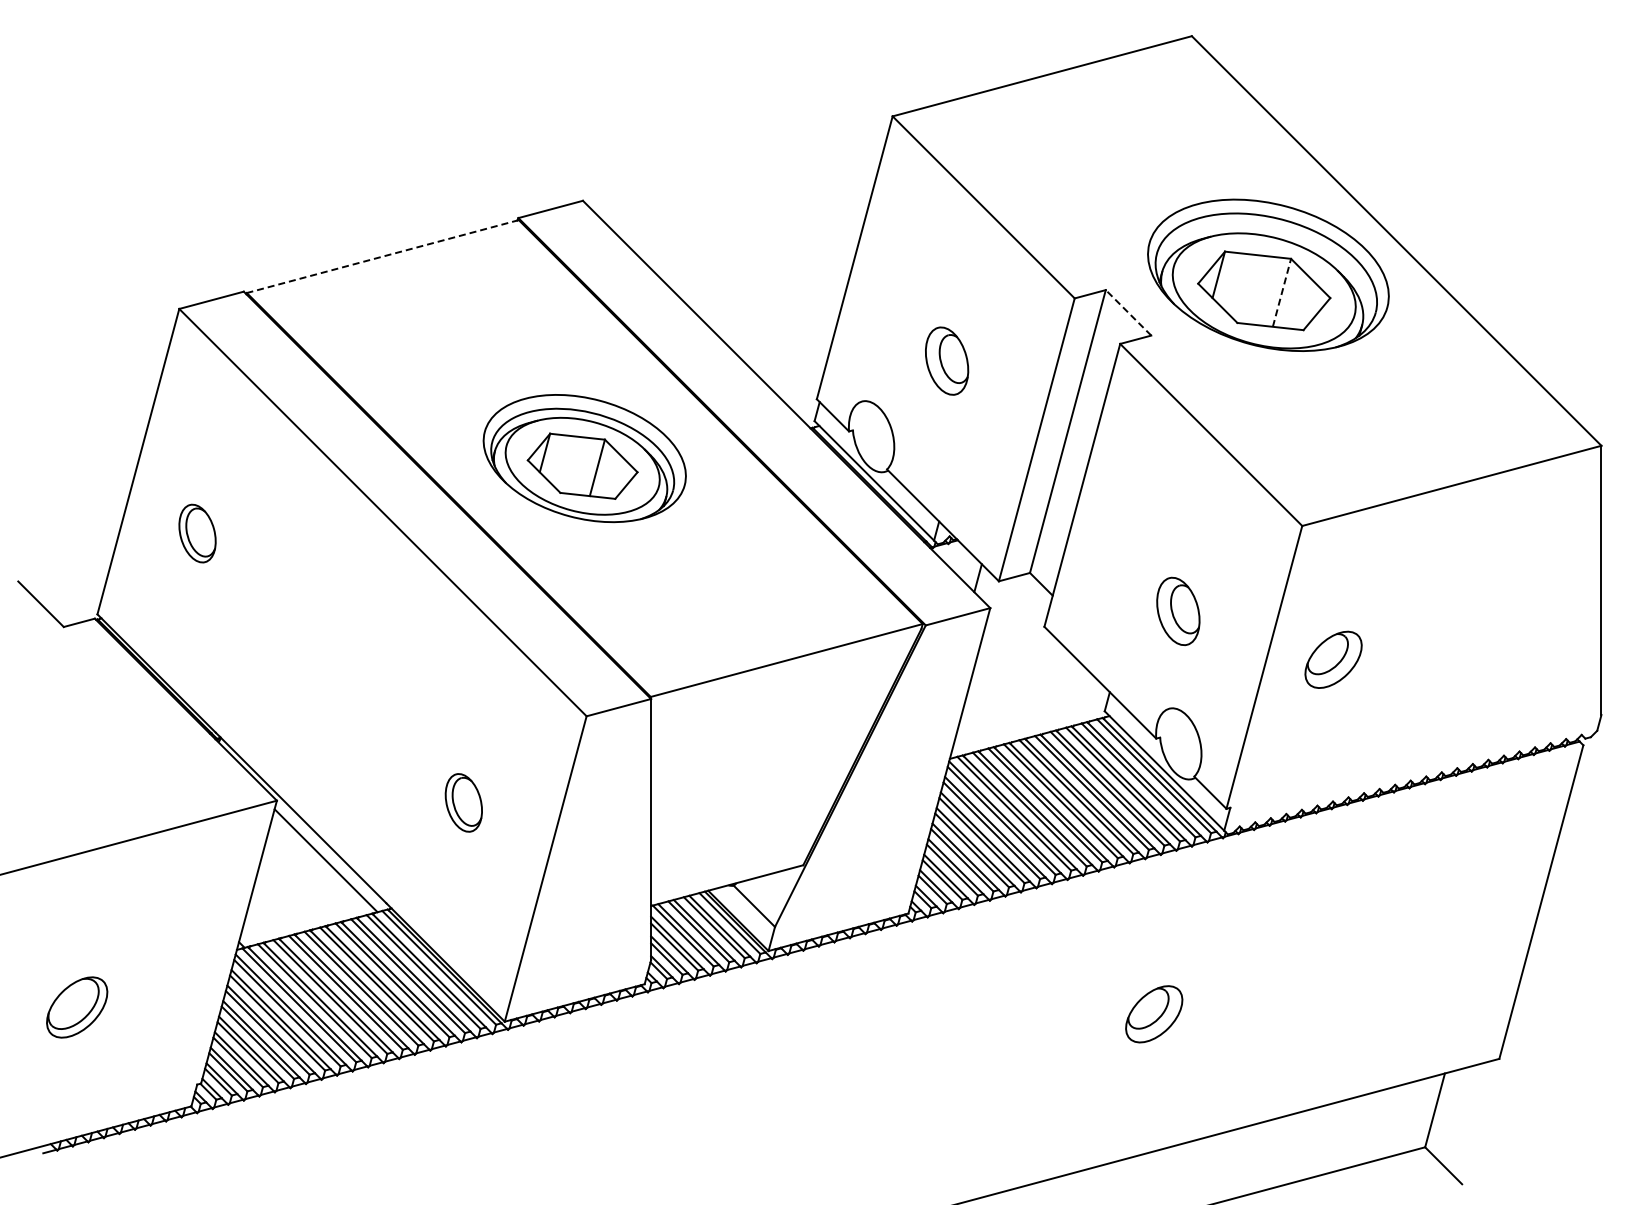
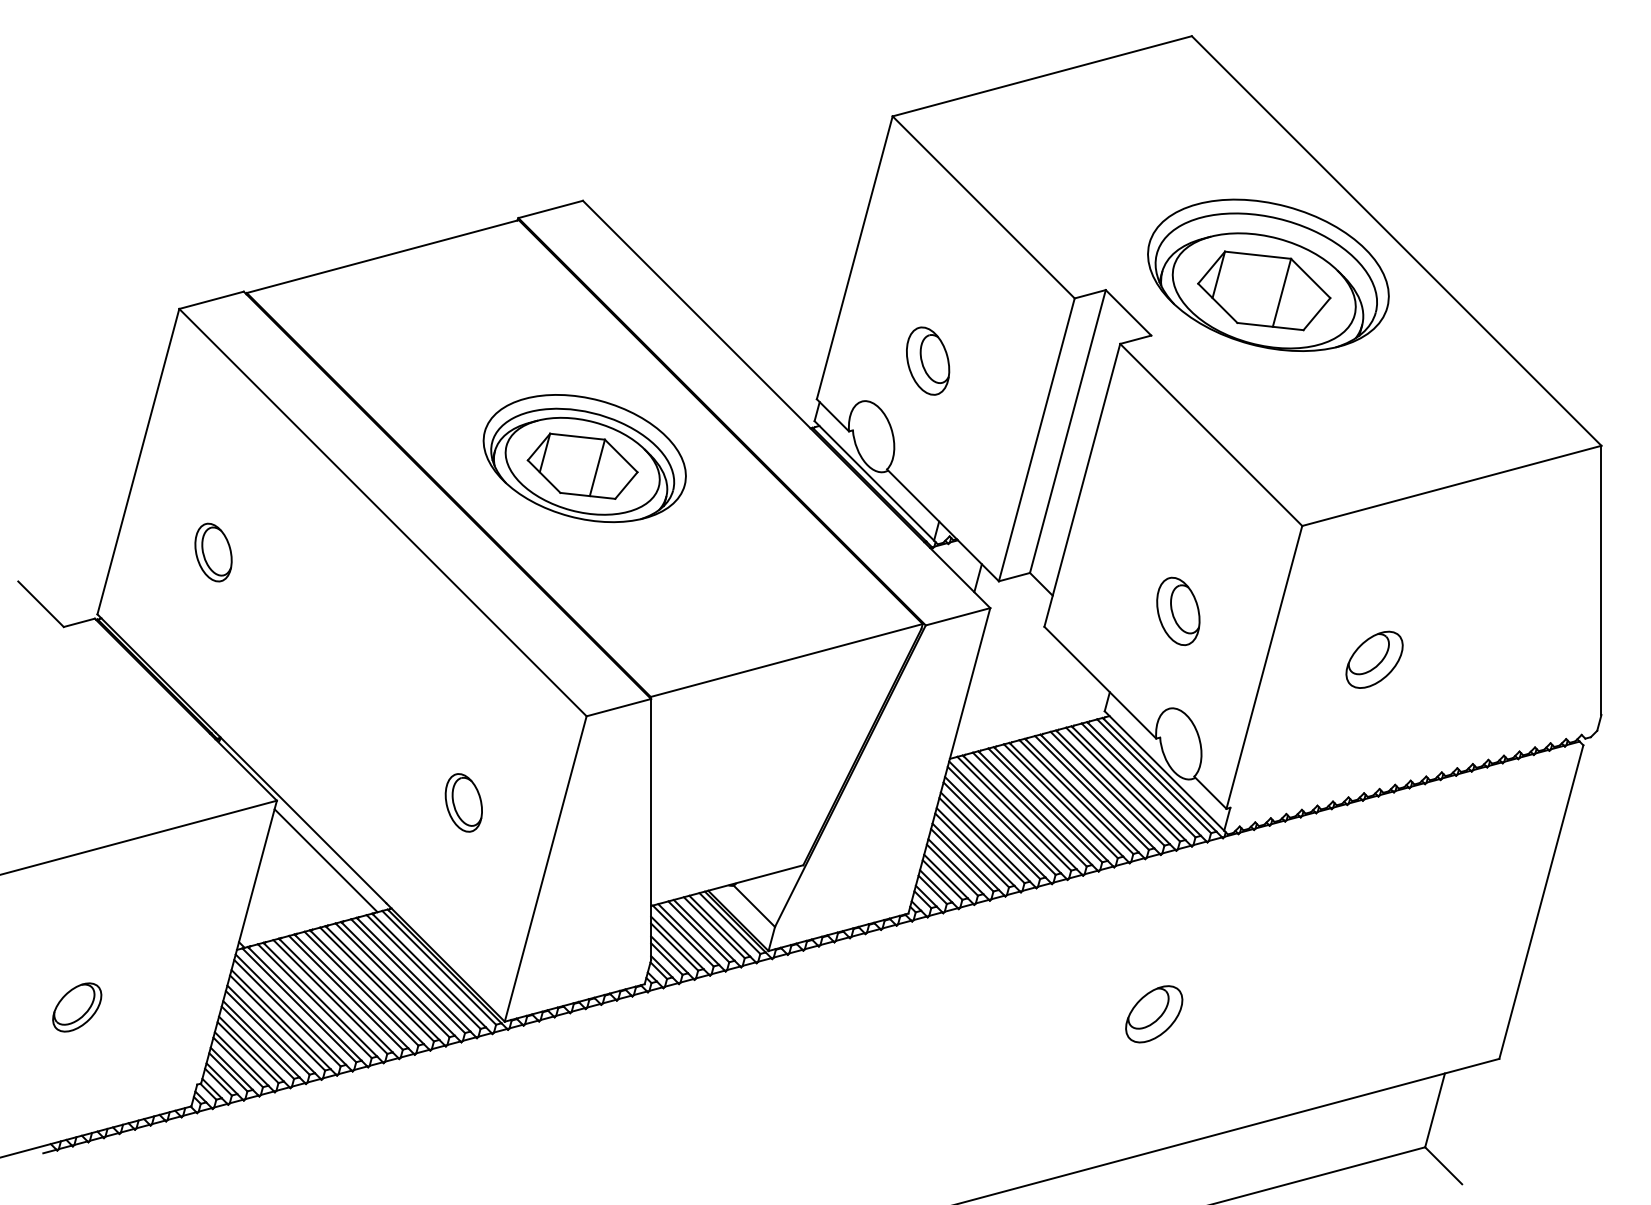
line: dashed -> solid (382, 256)
line: dashed -> solid (1282, 292)
line: dashed -> solid (1128, 312)
part position: (947, 360) -> (928, 360) (928, 360)
part position: (197, 533) -> (213, 552) (213, 552)
part position: (1333, 659) -> (1374, 659) (1374, 659)
part size: 63x63 px -> 51x51 px (77, 1007)
